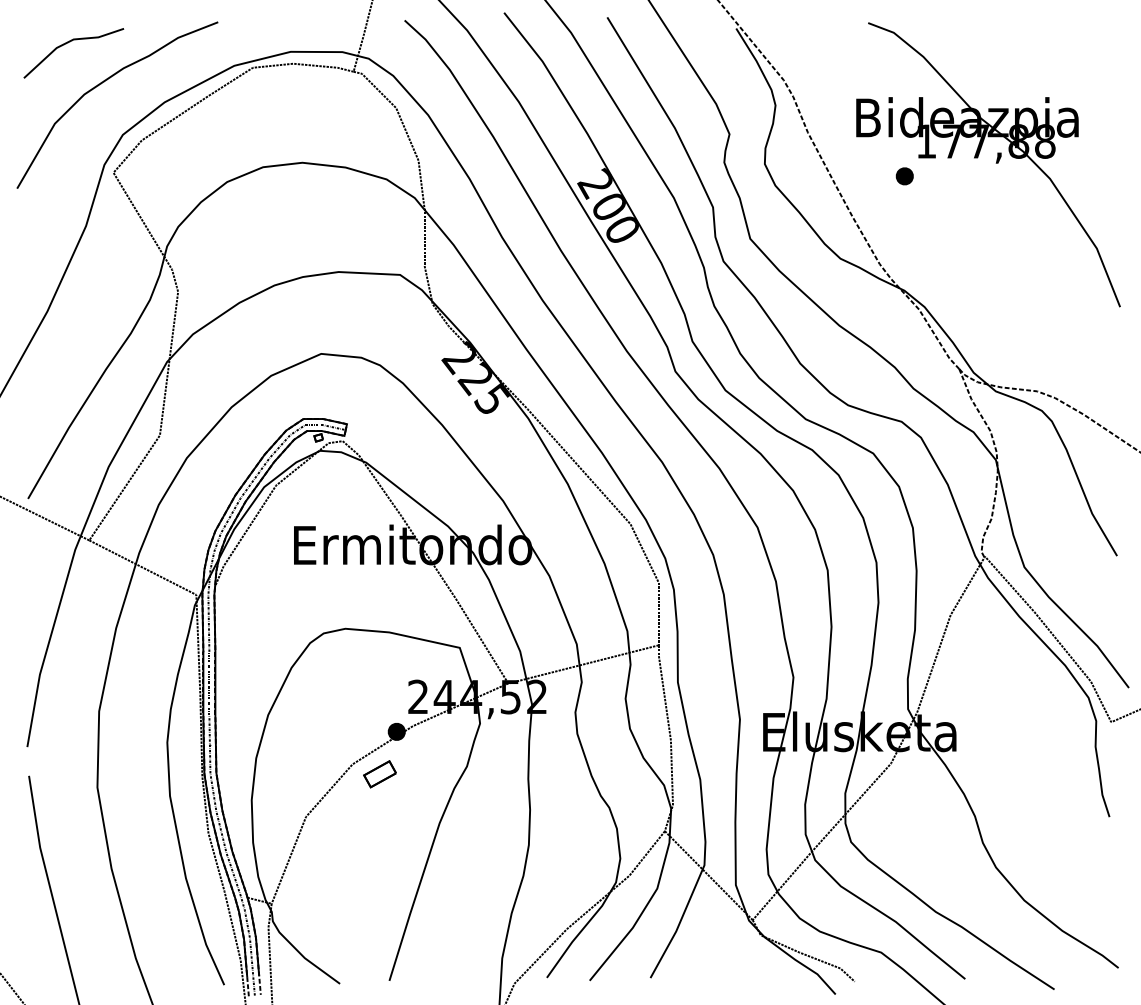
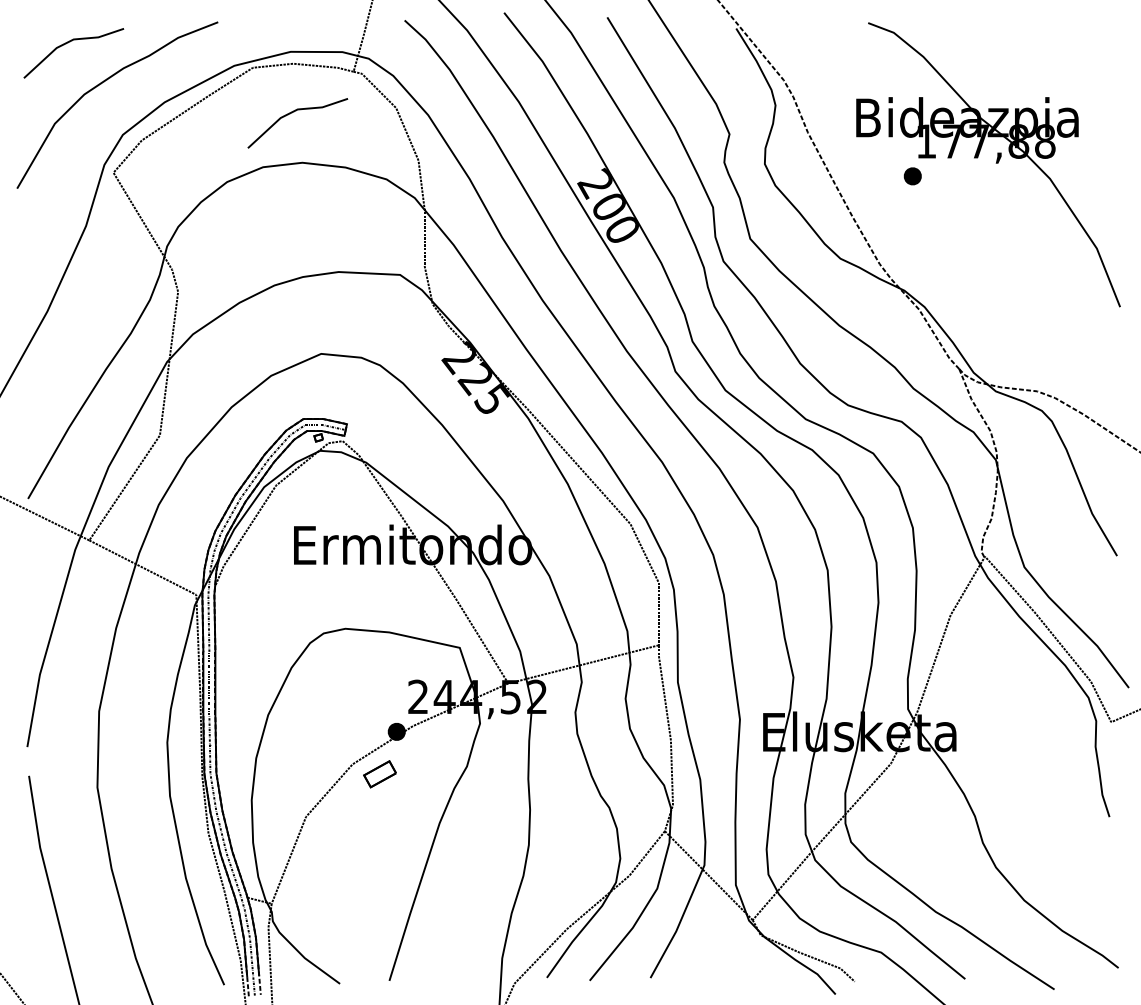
line: none -> present (292, 113)
part position: (904, 176) -> (912, 176) (912, 176)
